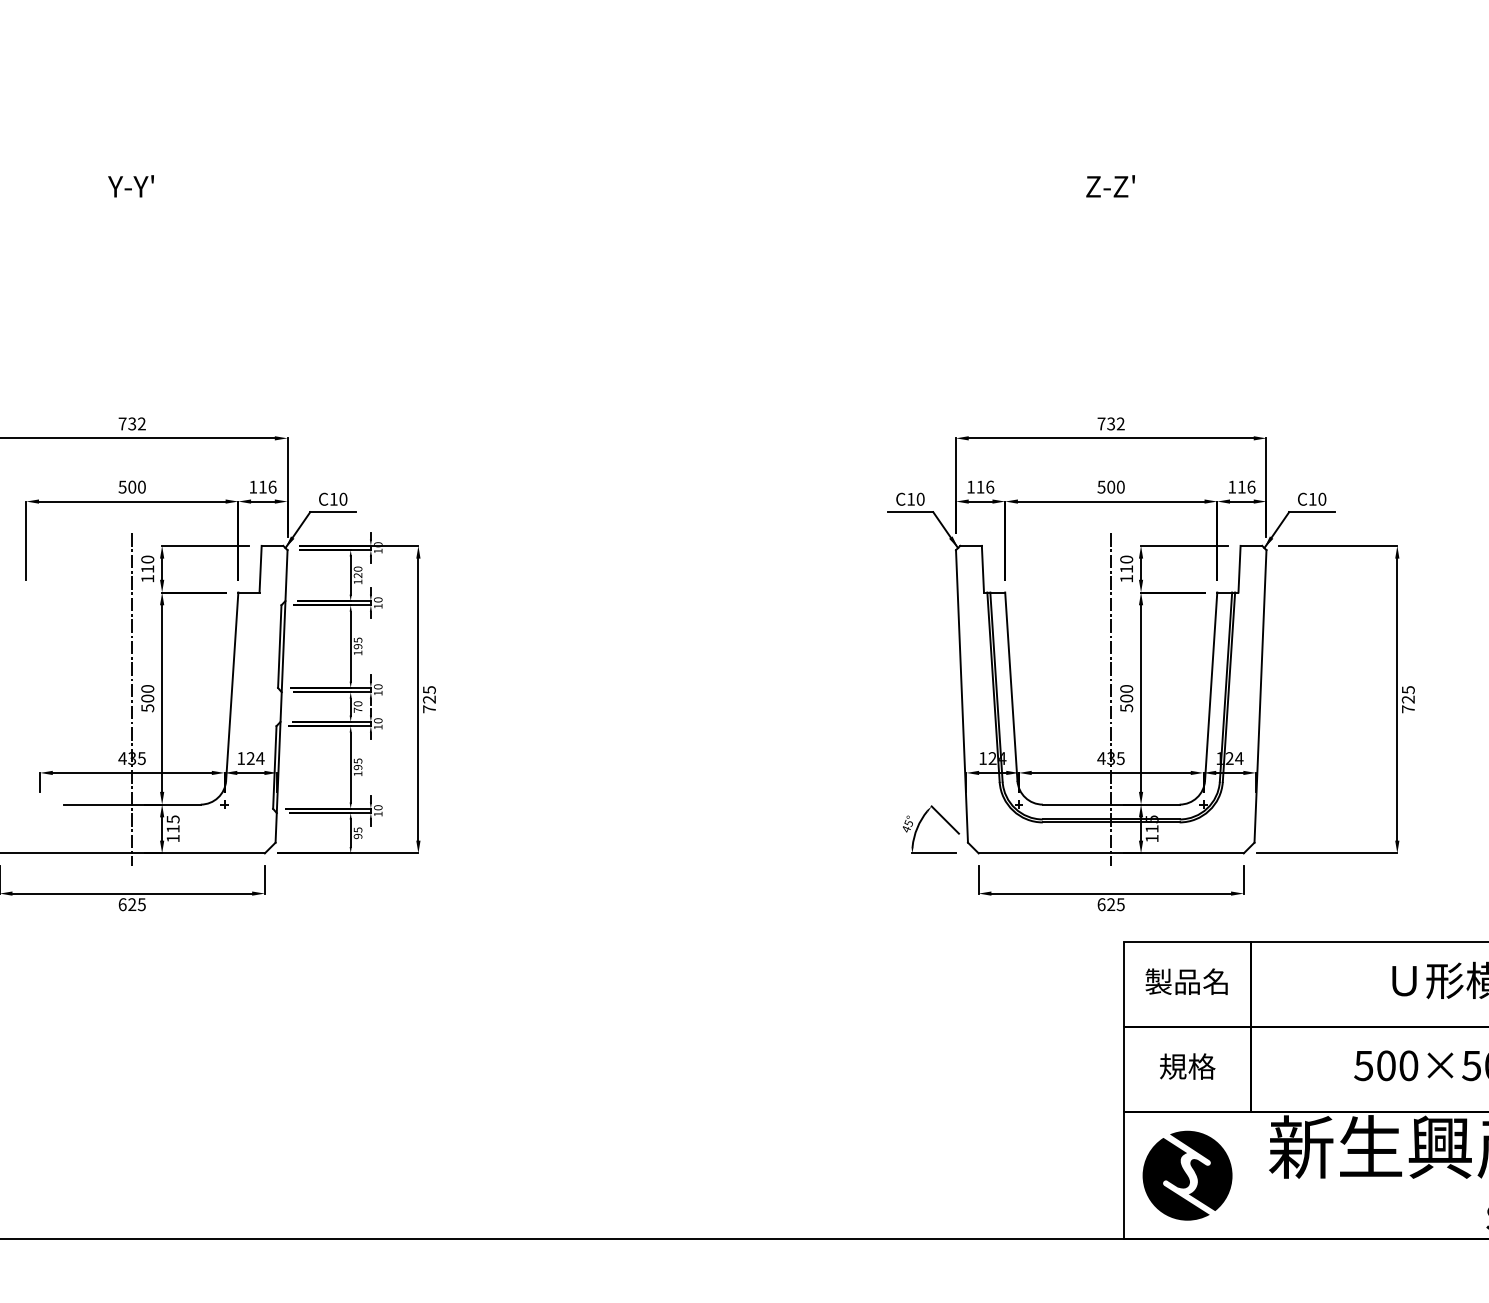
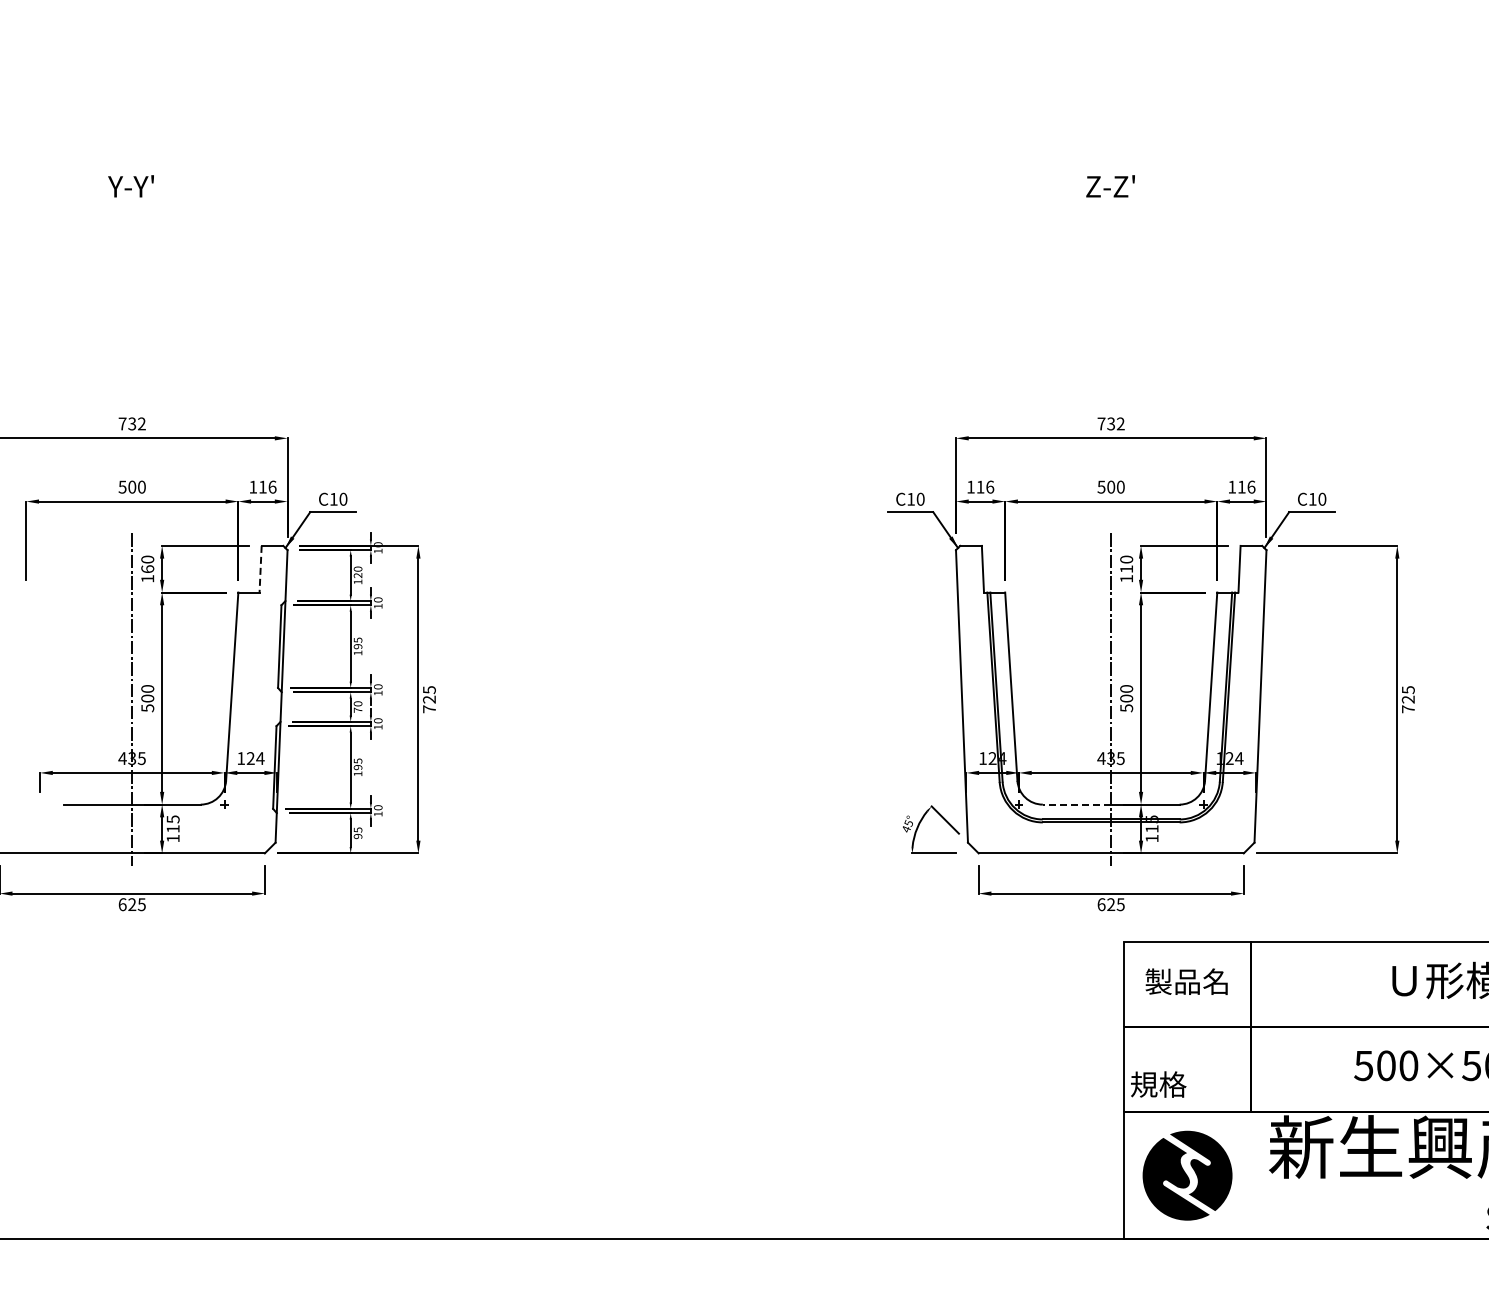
text: 110 -> 160 (147, 568)
line: solid -> dashed (260, 569)
line: solid -> dashed (1076, 804)
text position: (1187, 1066) -> (1158, 1084) (1158, 1084)
